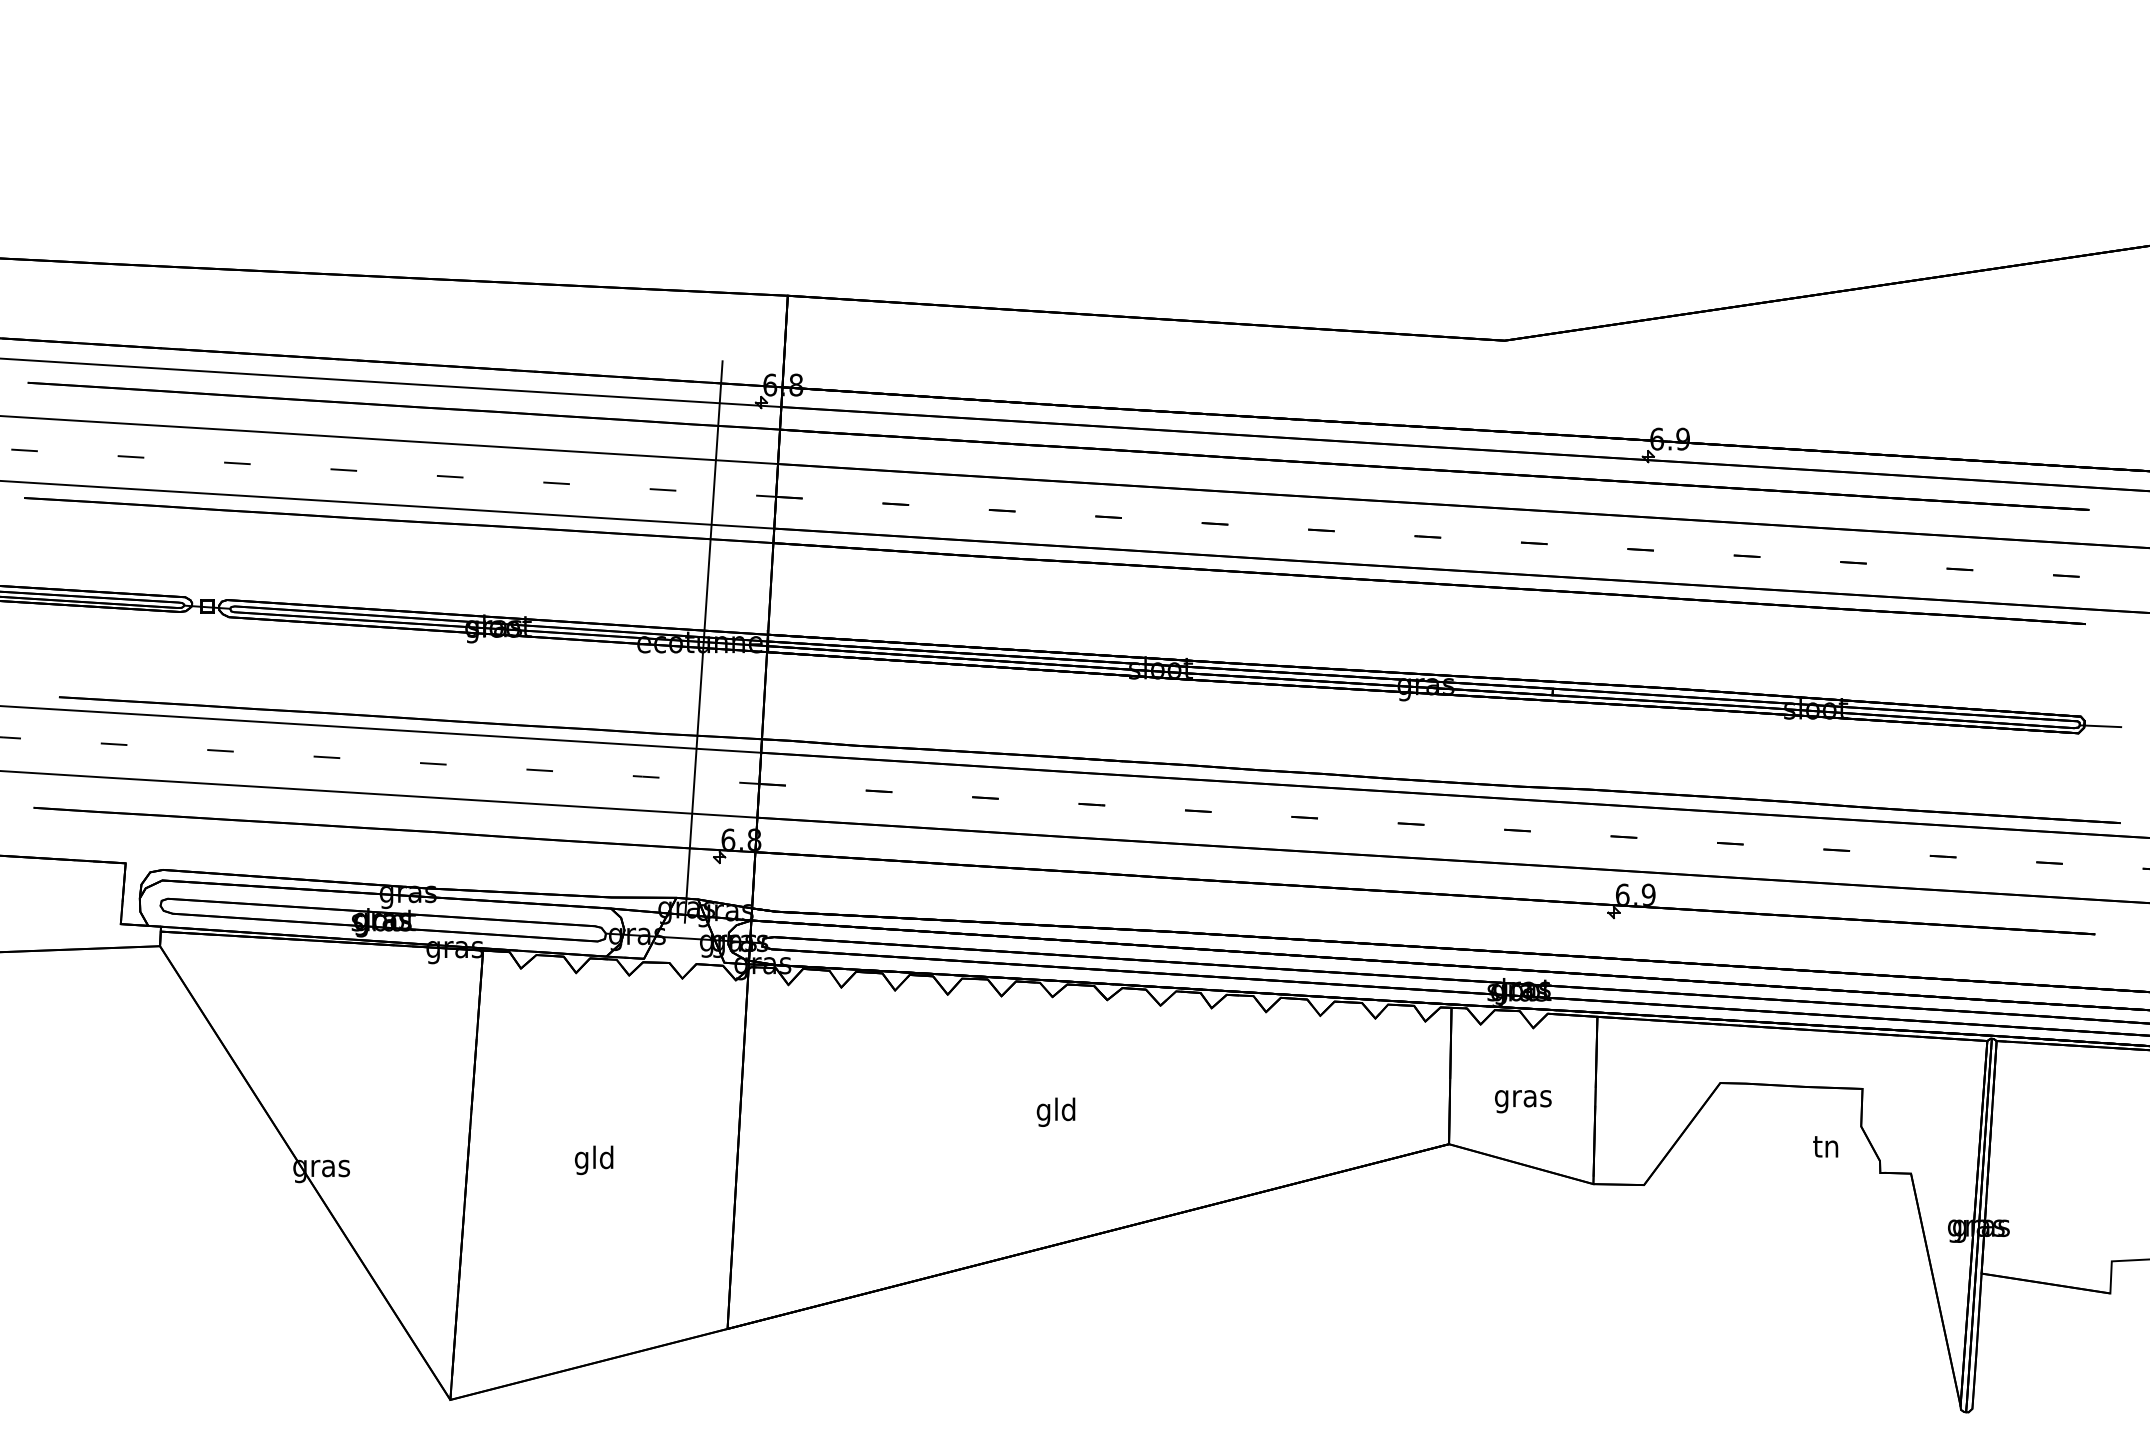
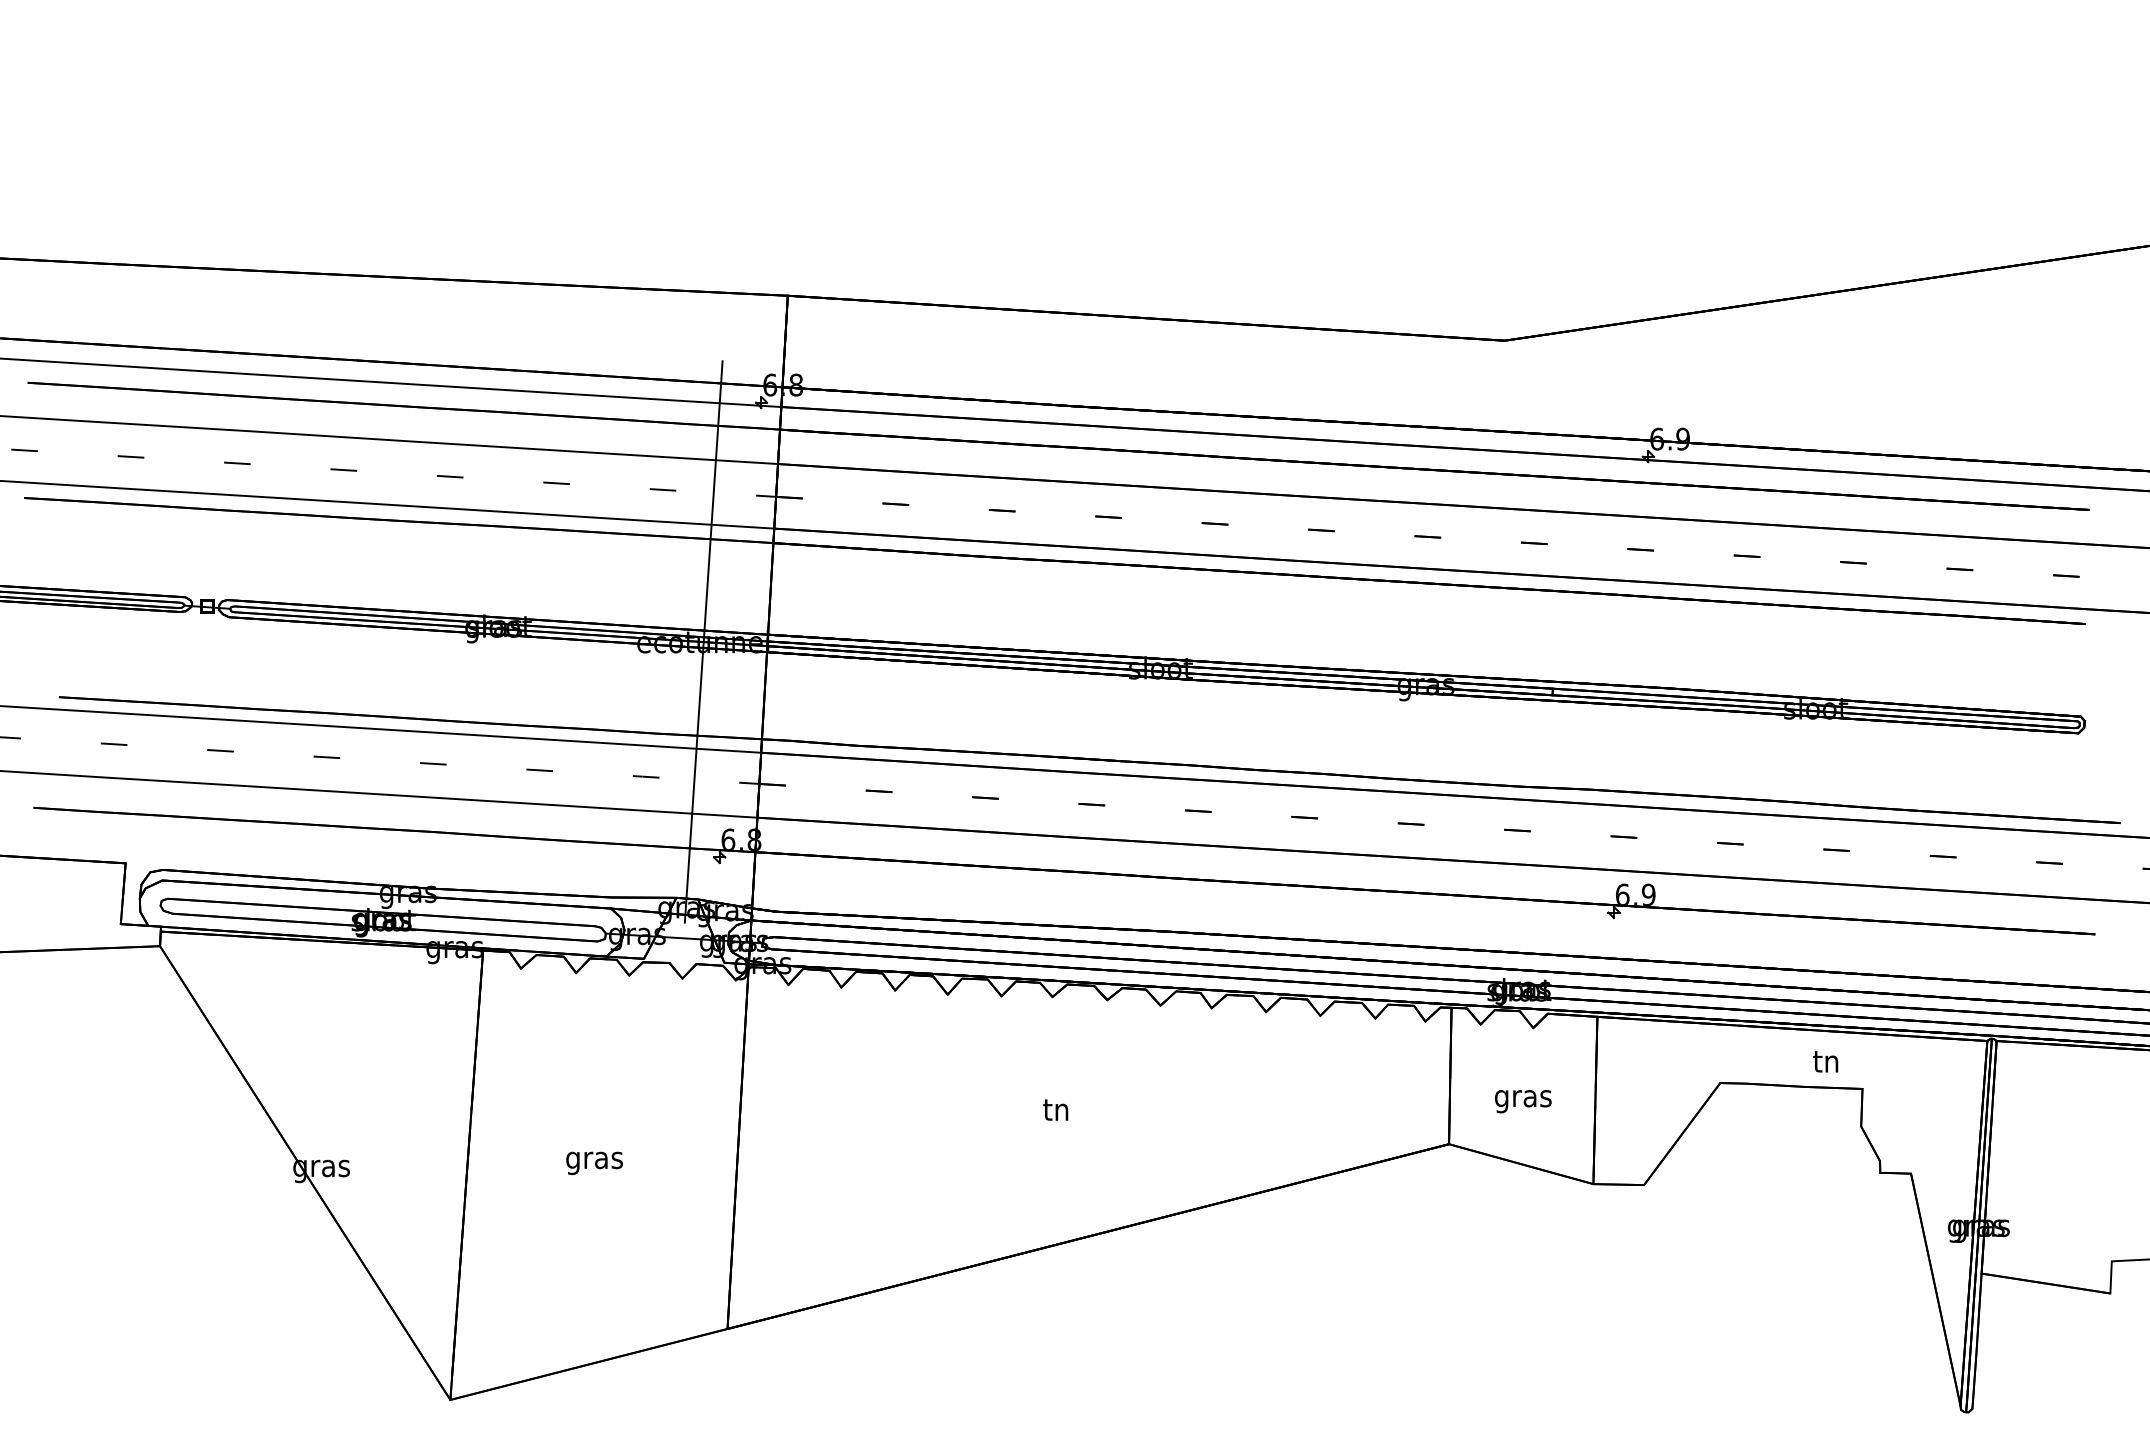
line: present -> none (2100, 726)
text: gld -> tn (1055, 1111)
text position: (1825, 1146) -> (1825, 1061) (1825, 1061)
text: gld -> gras (594, 1160)
